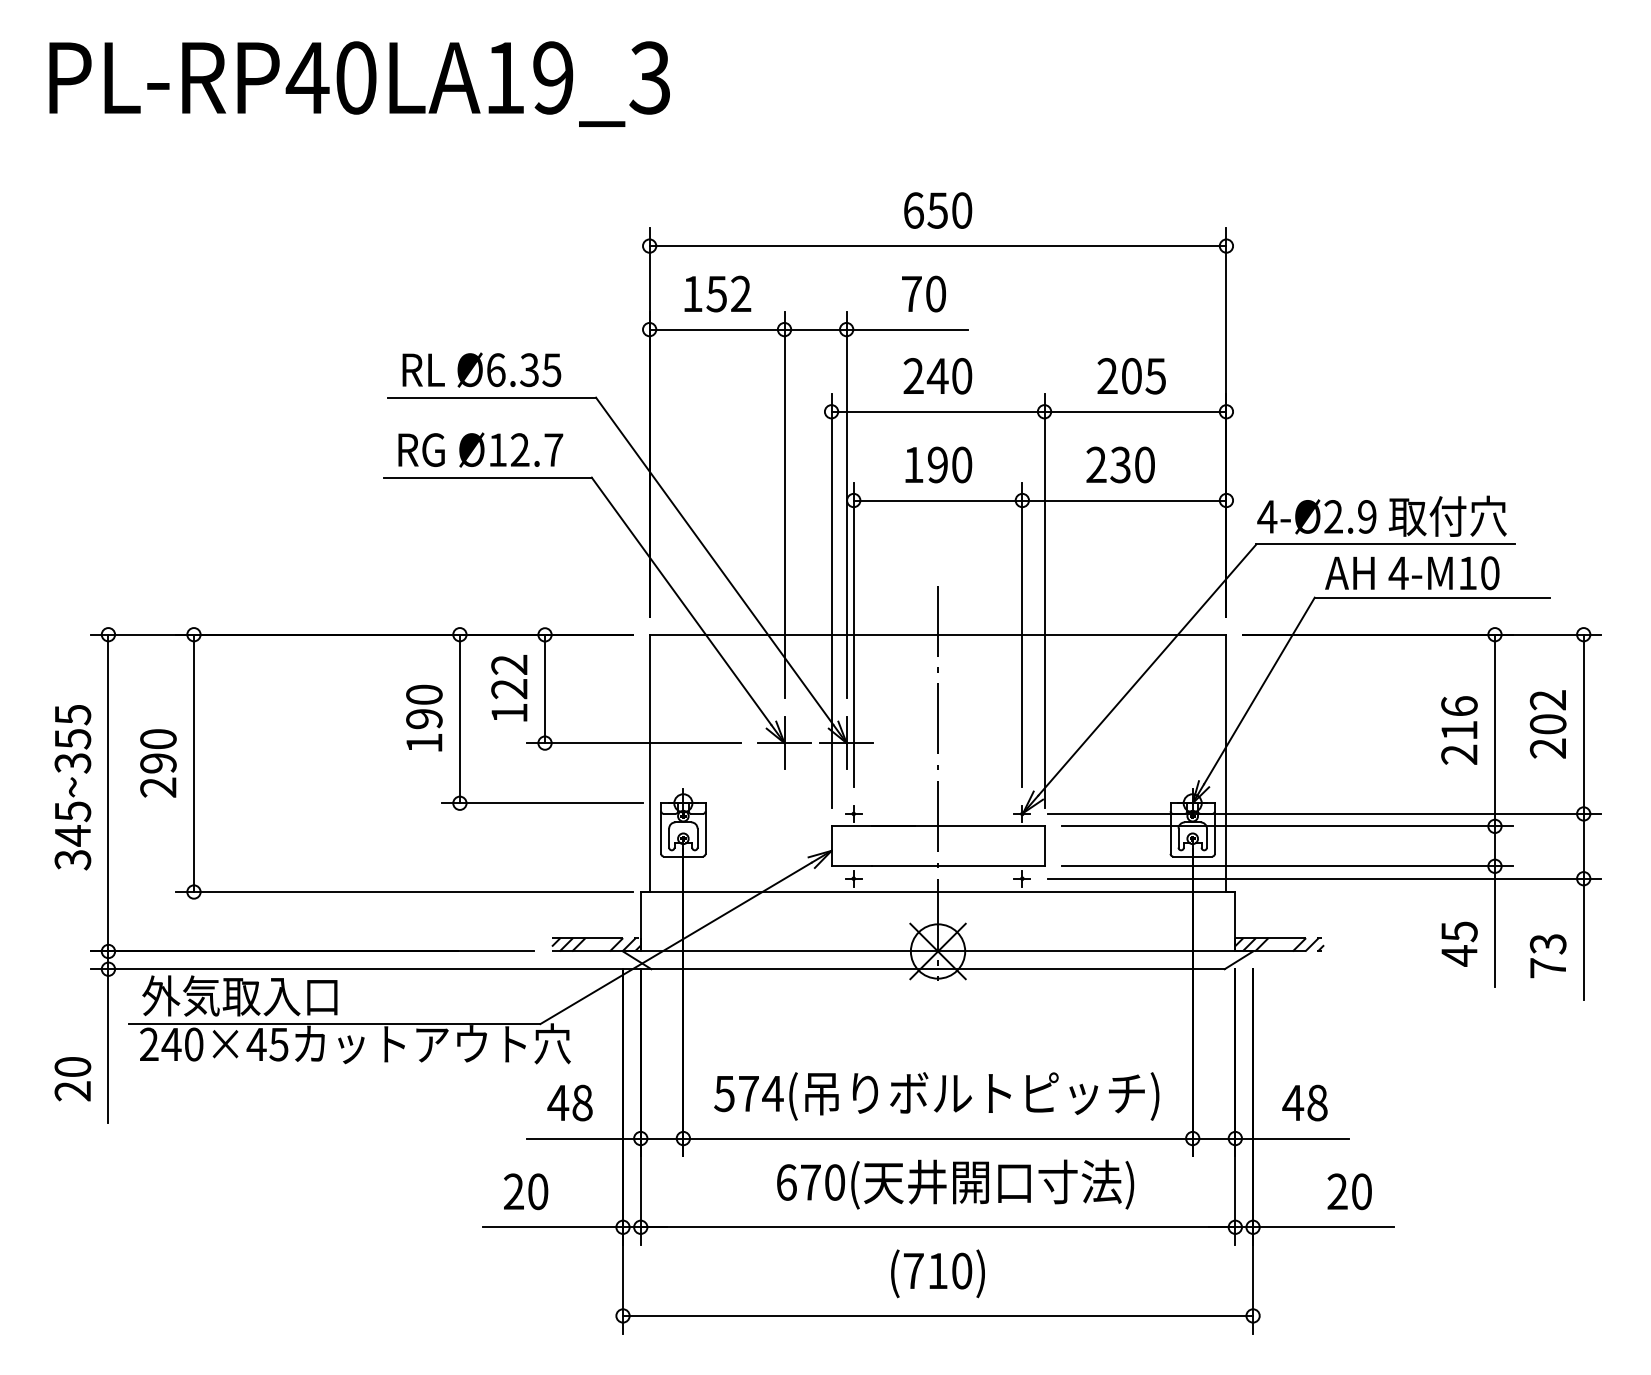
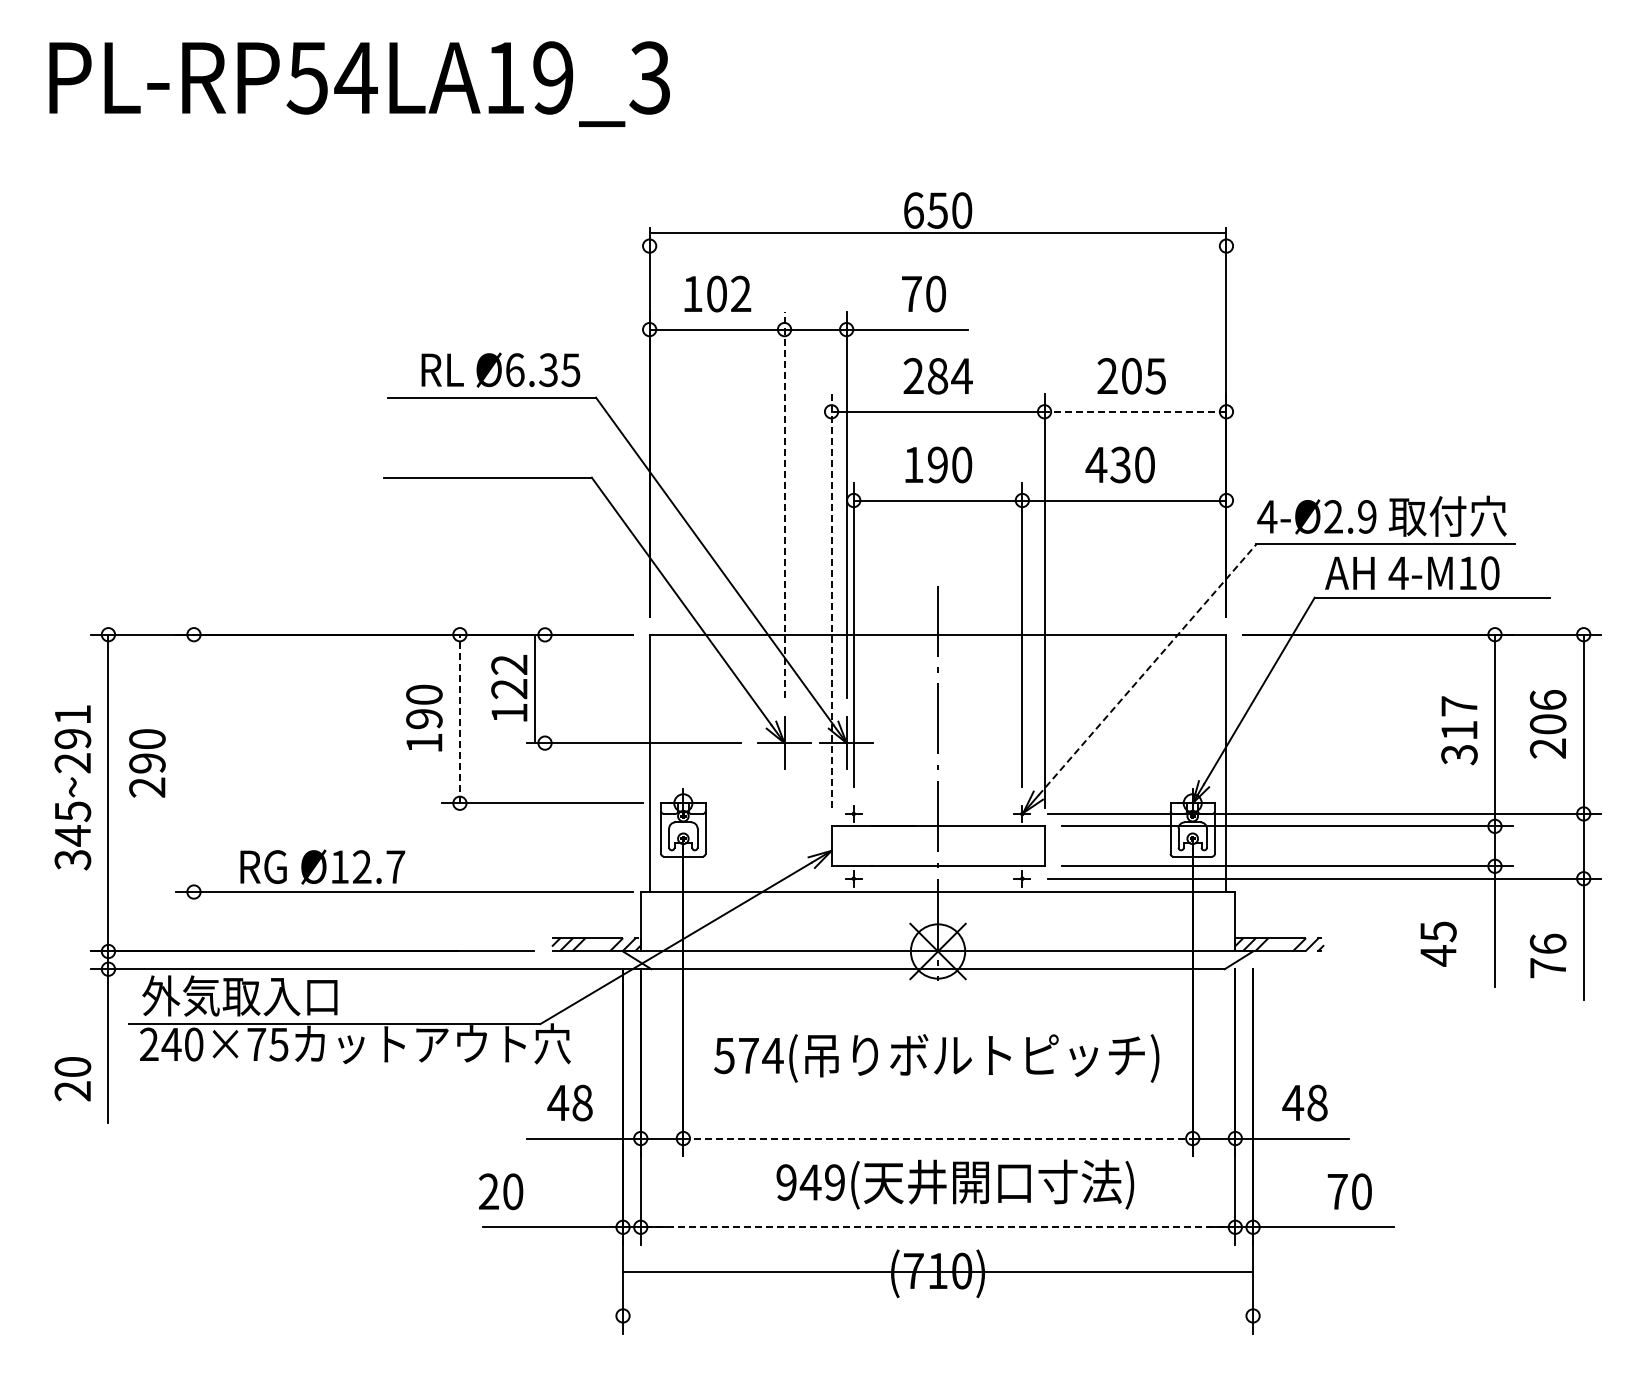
text: PL-RP40LA19_3 -> PL-RP54LA19_3 (331, 77)
line position: (937, 246) -> (937, 233) (937, 233)
text: 152 -> 102 (716, 293)
text position: (481, 369) -> (500, 369) (500, 369)
text: 240 -> 284 (949, 376)
line: solid -> dashed (1135, 411)
text position: (480, 449) -> (322, 866) (322, 866)
text: 230 -> 430 (1096, 464)
line: solid -> dashed (784, 504)
line: solid -> dashed (831, 600)
line: solid -> dashed (1147, 669)
line position: (545, 688) -> (535, 688) (535, 688)
text: 202 -> 206 (1547, 700)
line: solid -> dashed (459, 718)
text: 216 -> 317 (1459, 730)
text: 345~355 -> 345~291 (72, 739)
text position: (158, 763) -> (147, 763) (147, 763)
line: present -> none (193, 763)
text position: (1459, 943) -> (1438, 943) (1438, 943)
text: 73 -> 76 (1547, 943)
text: 240×45 -> 240×75 (256, 1044)
text position: (936, 1096) -> (936, 1058) (936, 1058)
line: solid -> dashed (938, 1138)
text: 670( -> 949( (810, 1182)
text position: (526, 1191) -> (501, 1191) (501, 1191)
text: 20 -> 70 (1337, 1191)
line: solid -> dashed (937, 1227)
line position: (938, 1315) -> (938, 1271) (938, 1271)
